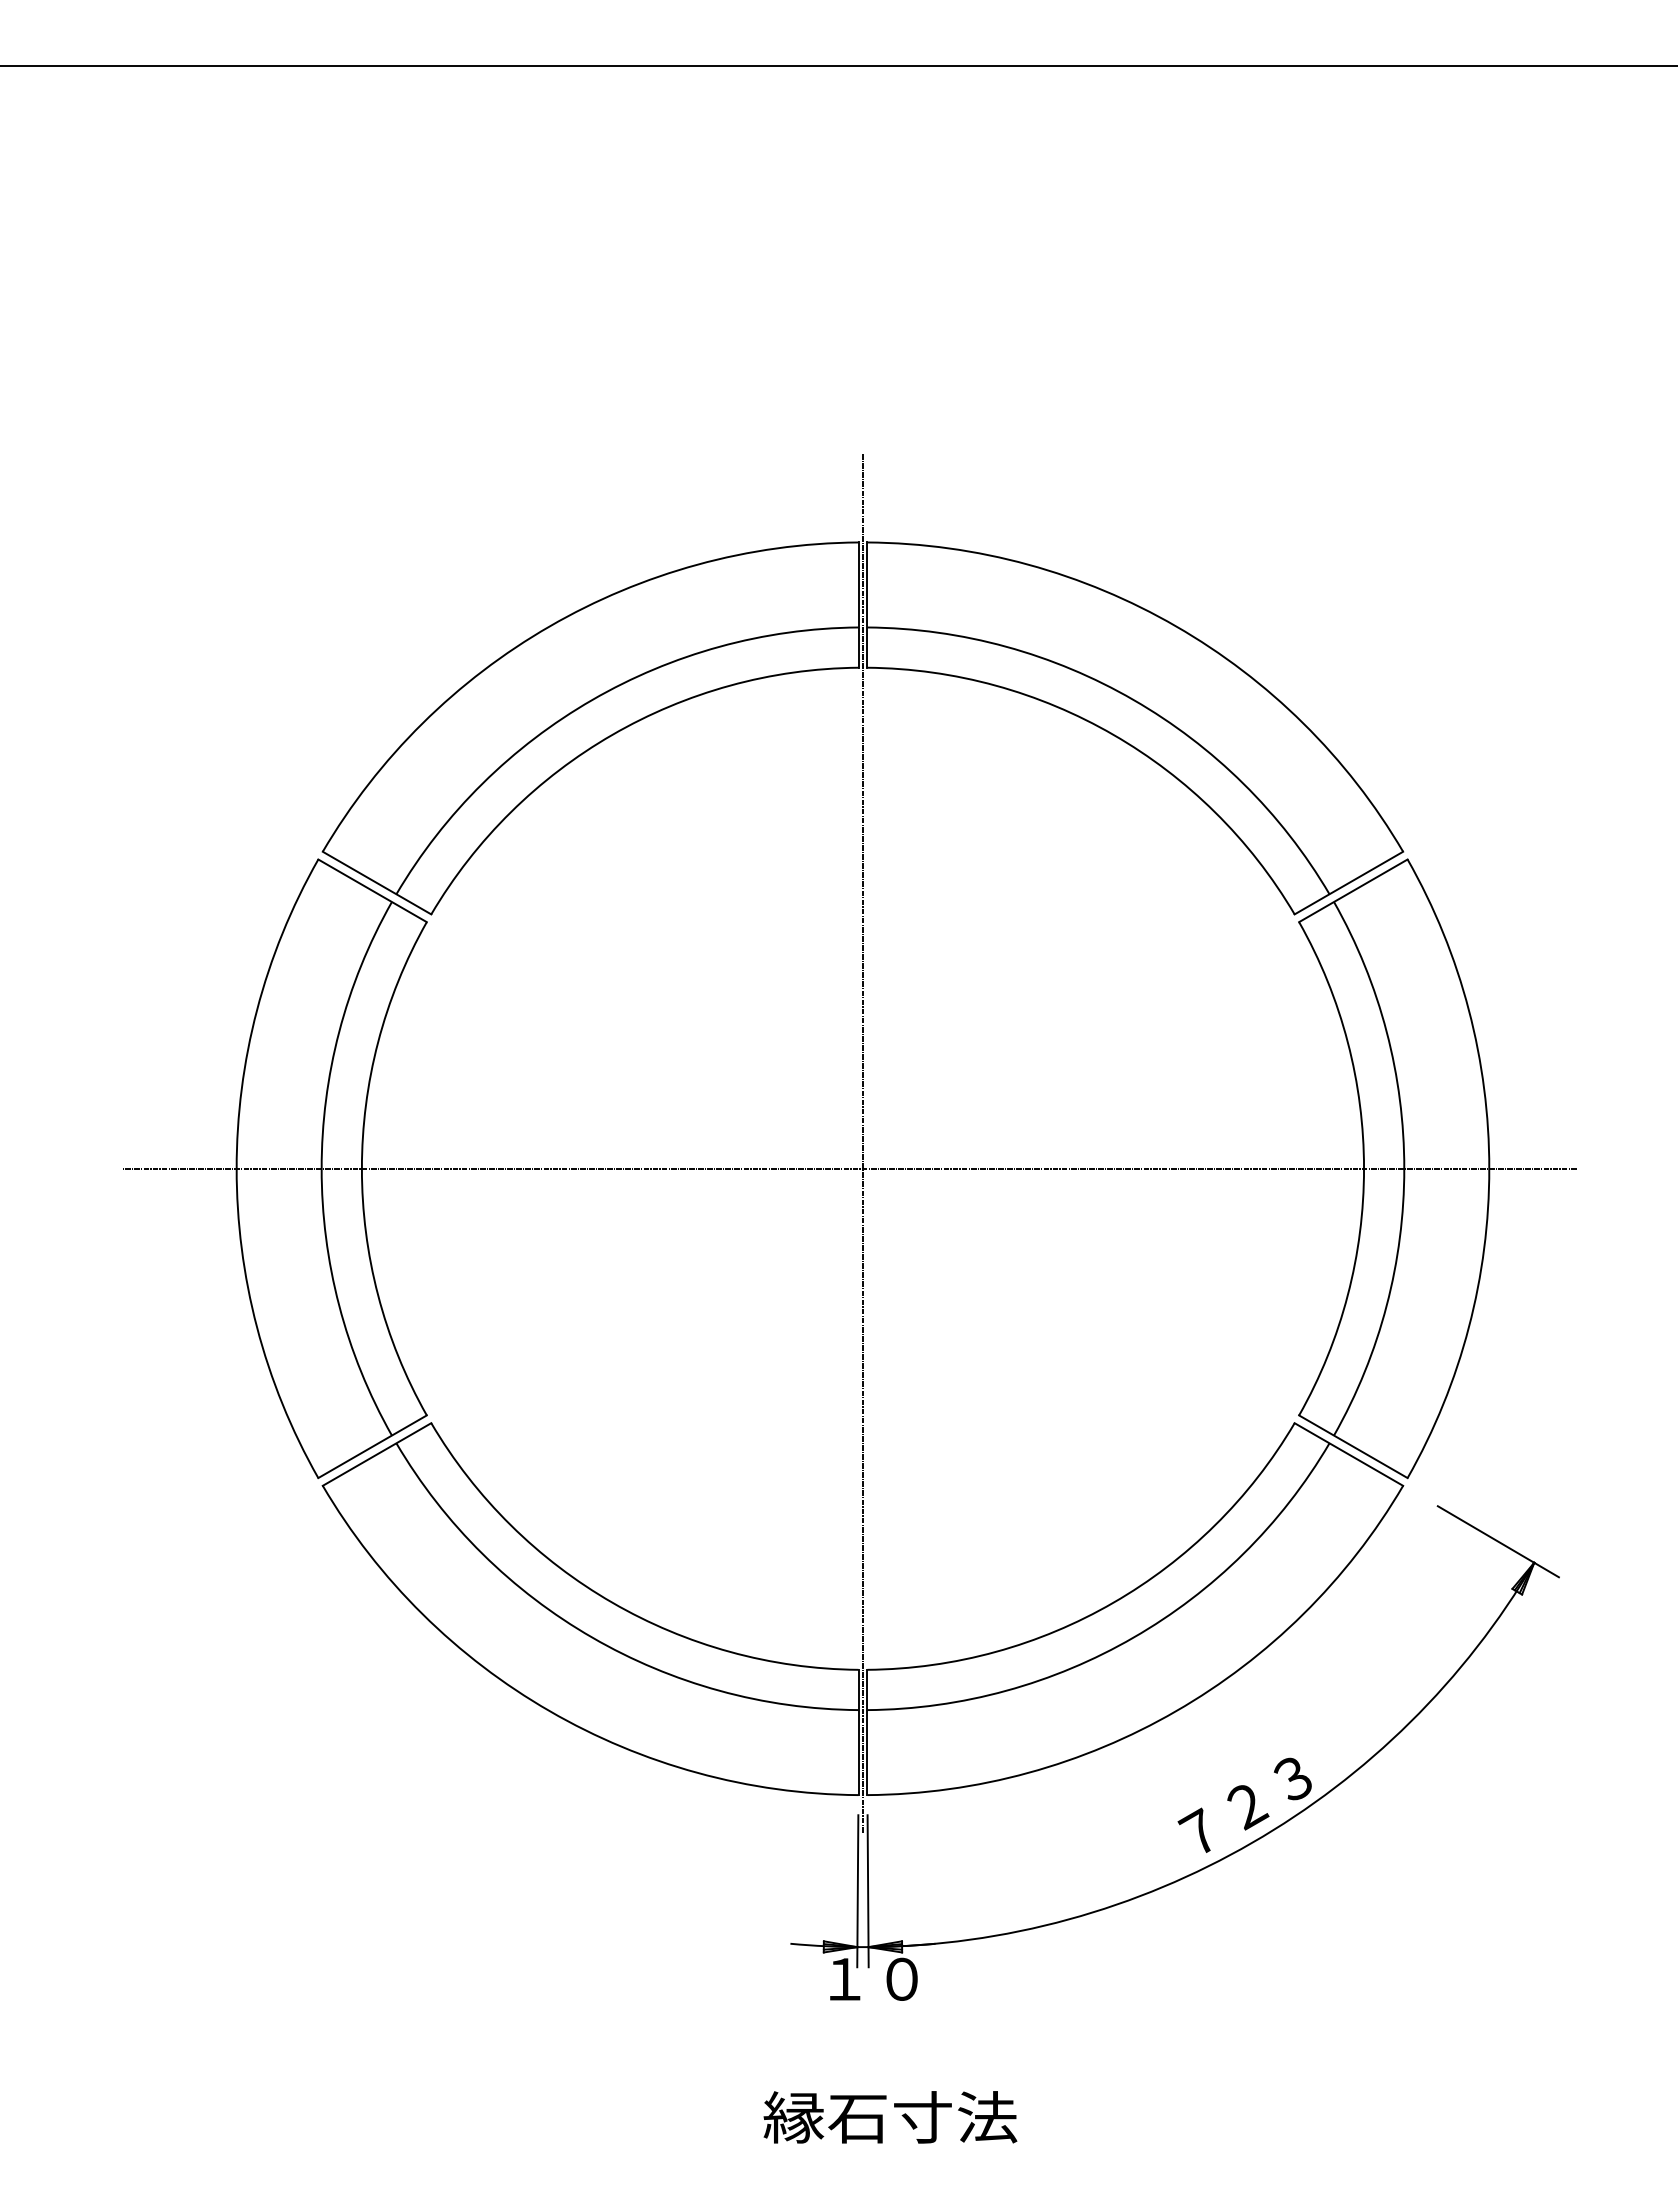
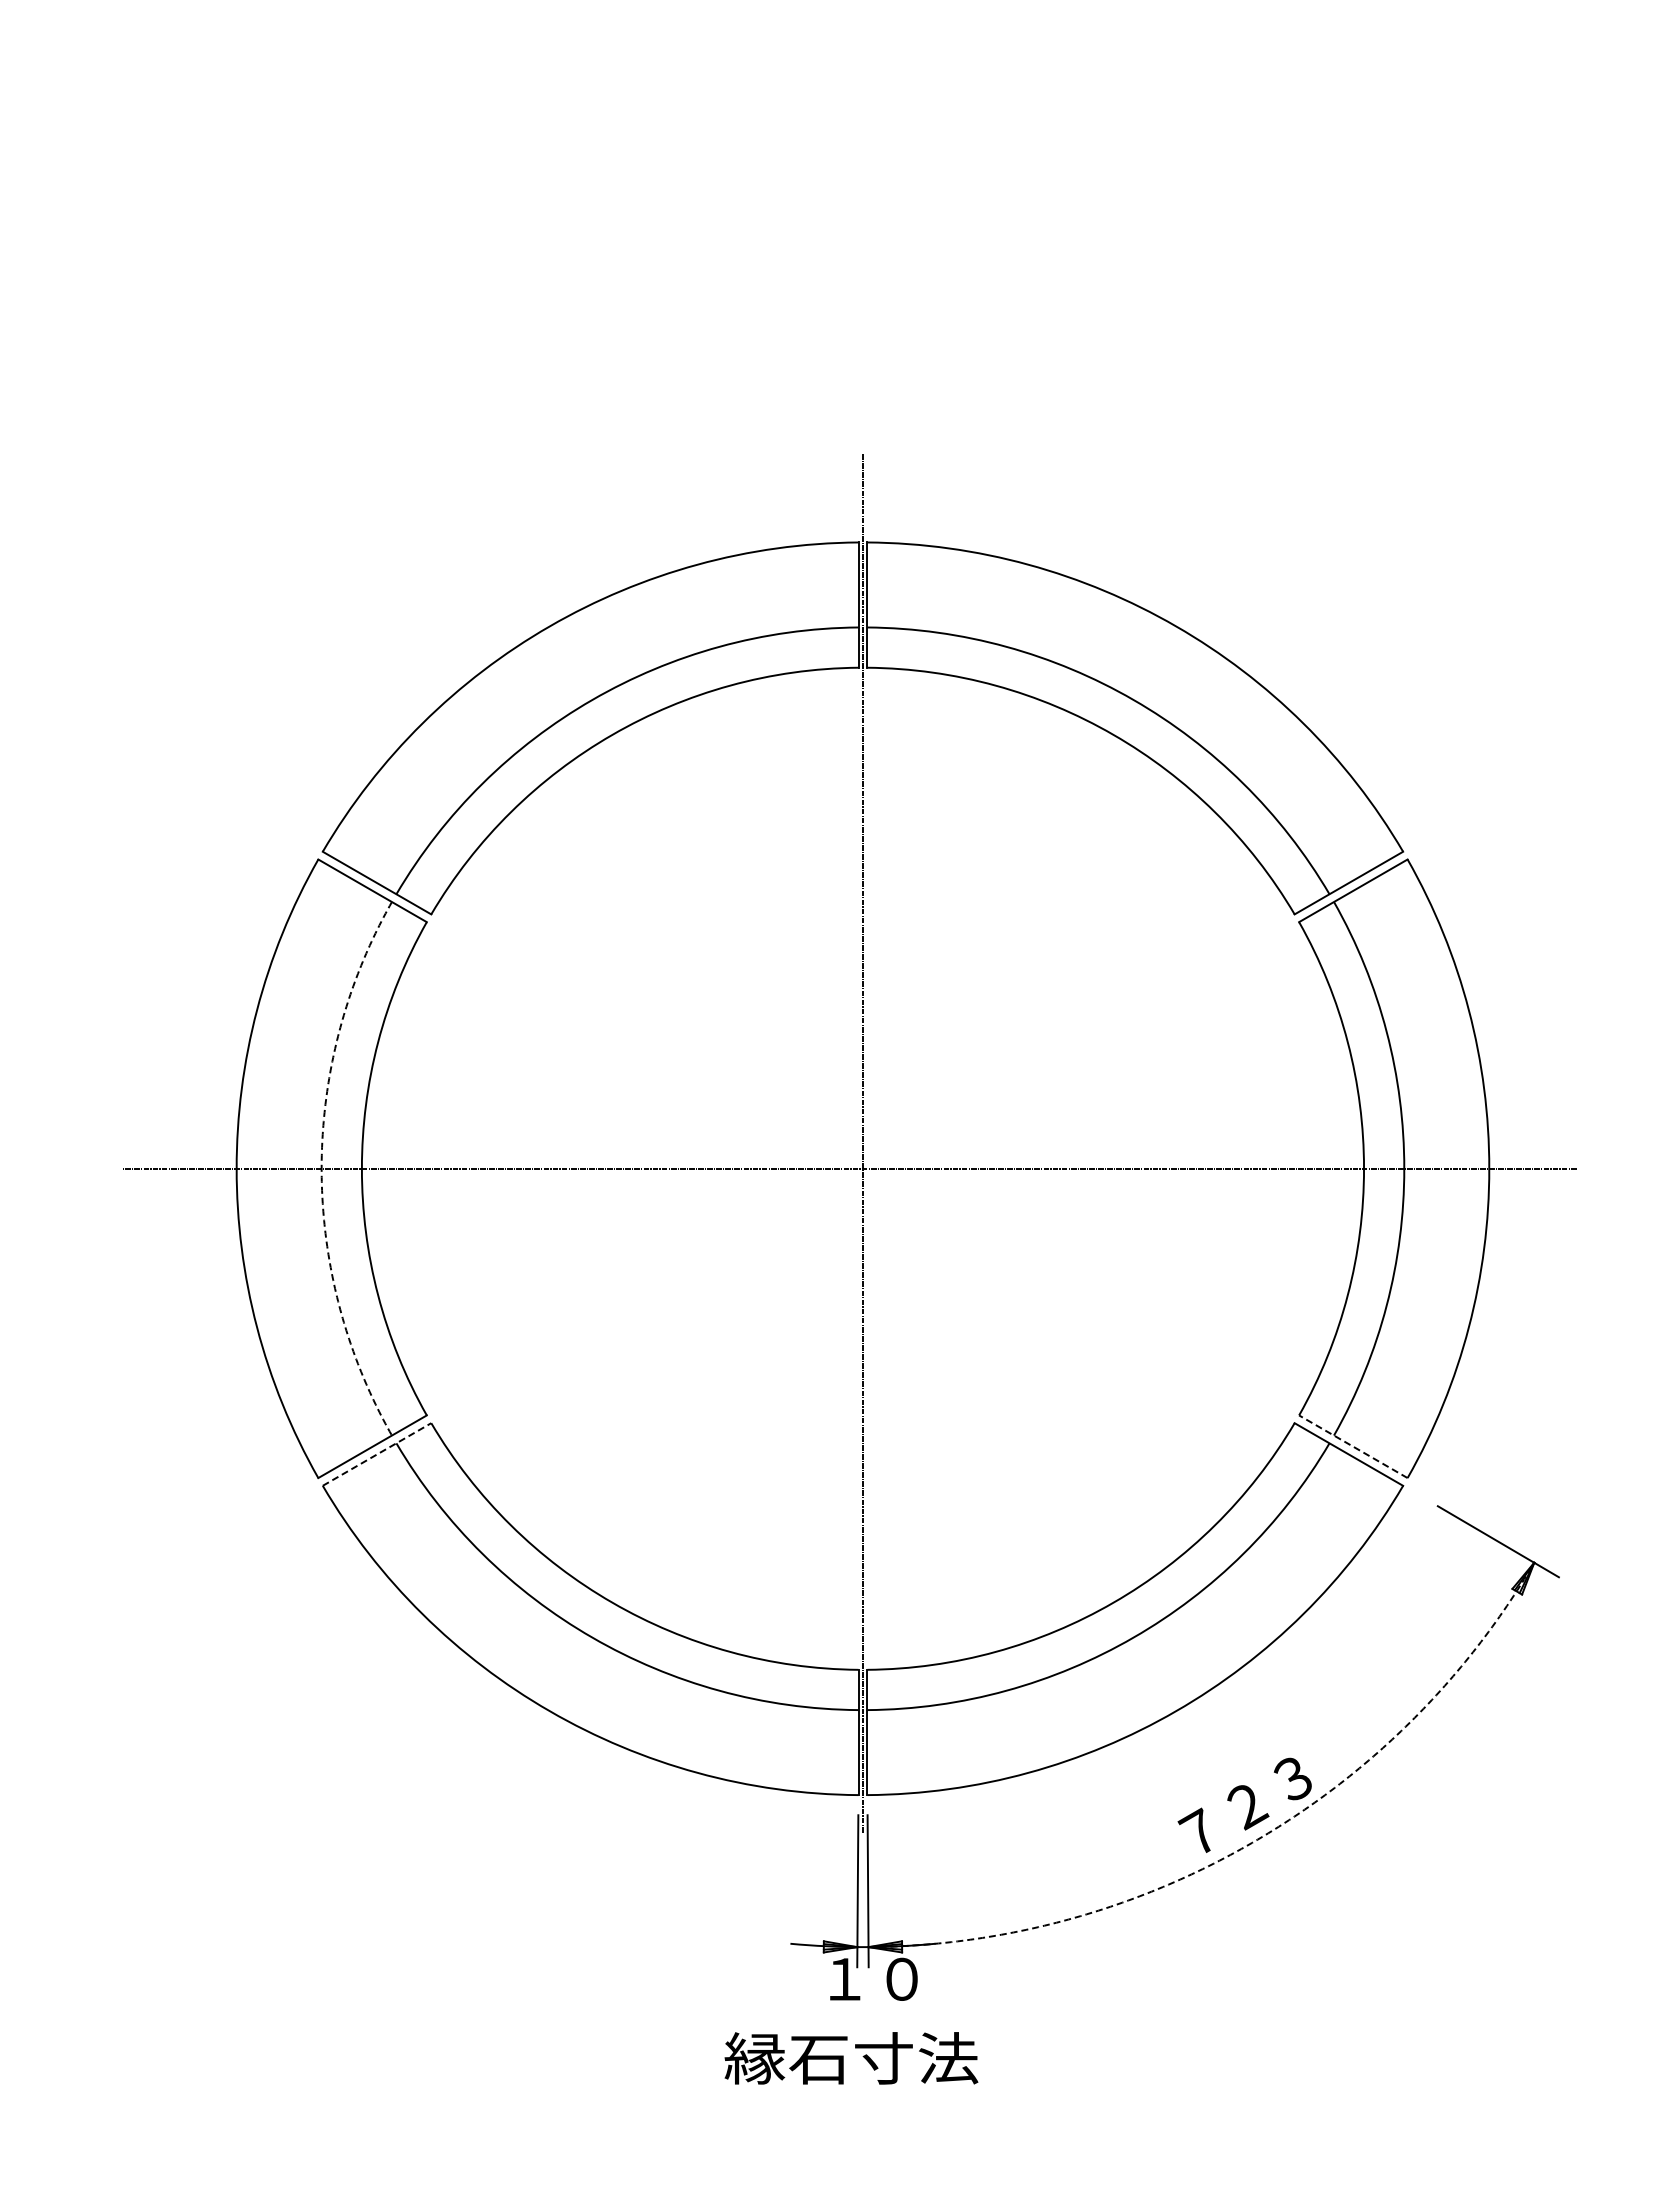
line: present -> none (838, 66)
arc: solid -> dashed (321, 1168)
line: solid -> dashed (1353, 1446)
line: solid -> dashed (377, 1454)
arc: solid -> dashed (1252, 1842)
text position: (890, 2117) -> (851, 2058) (851, 2058)
